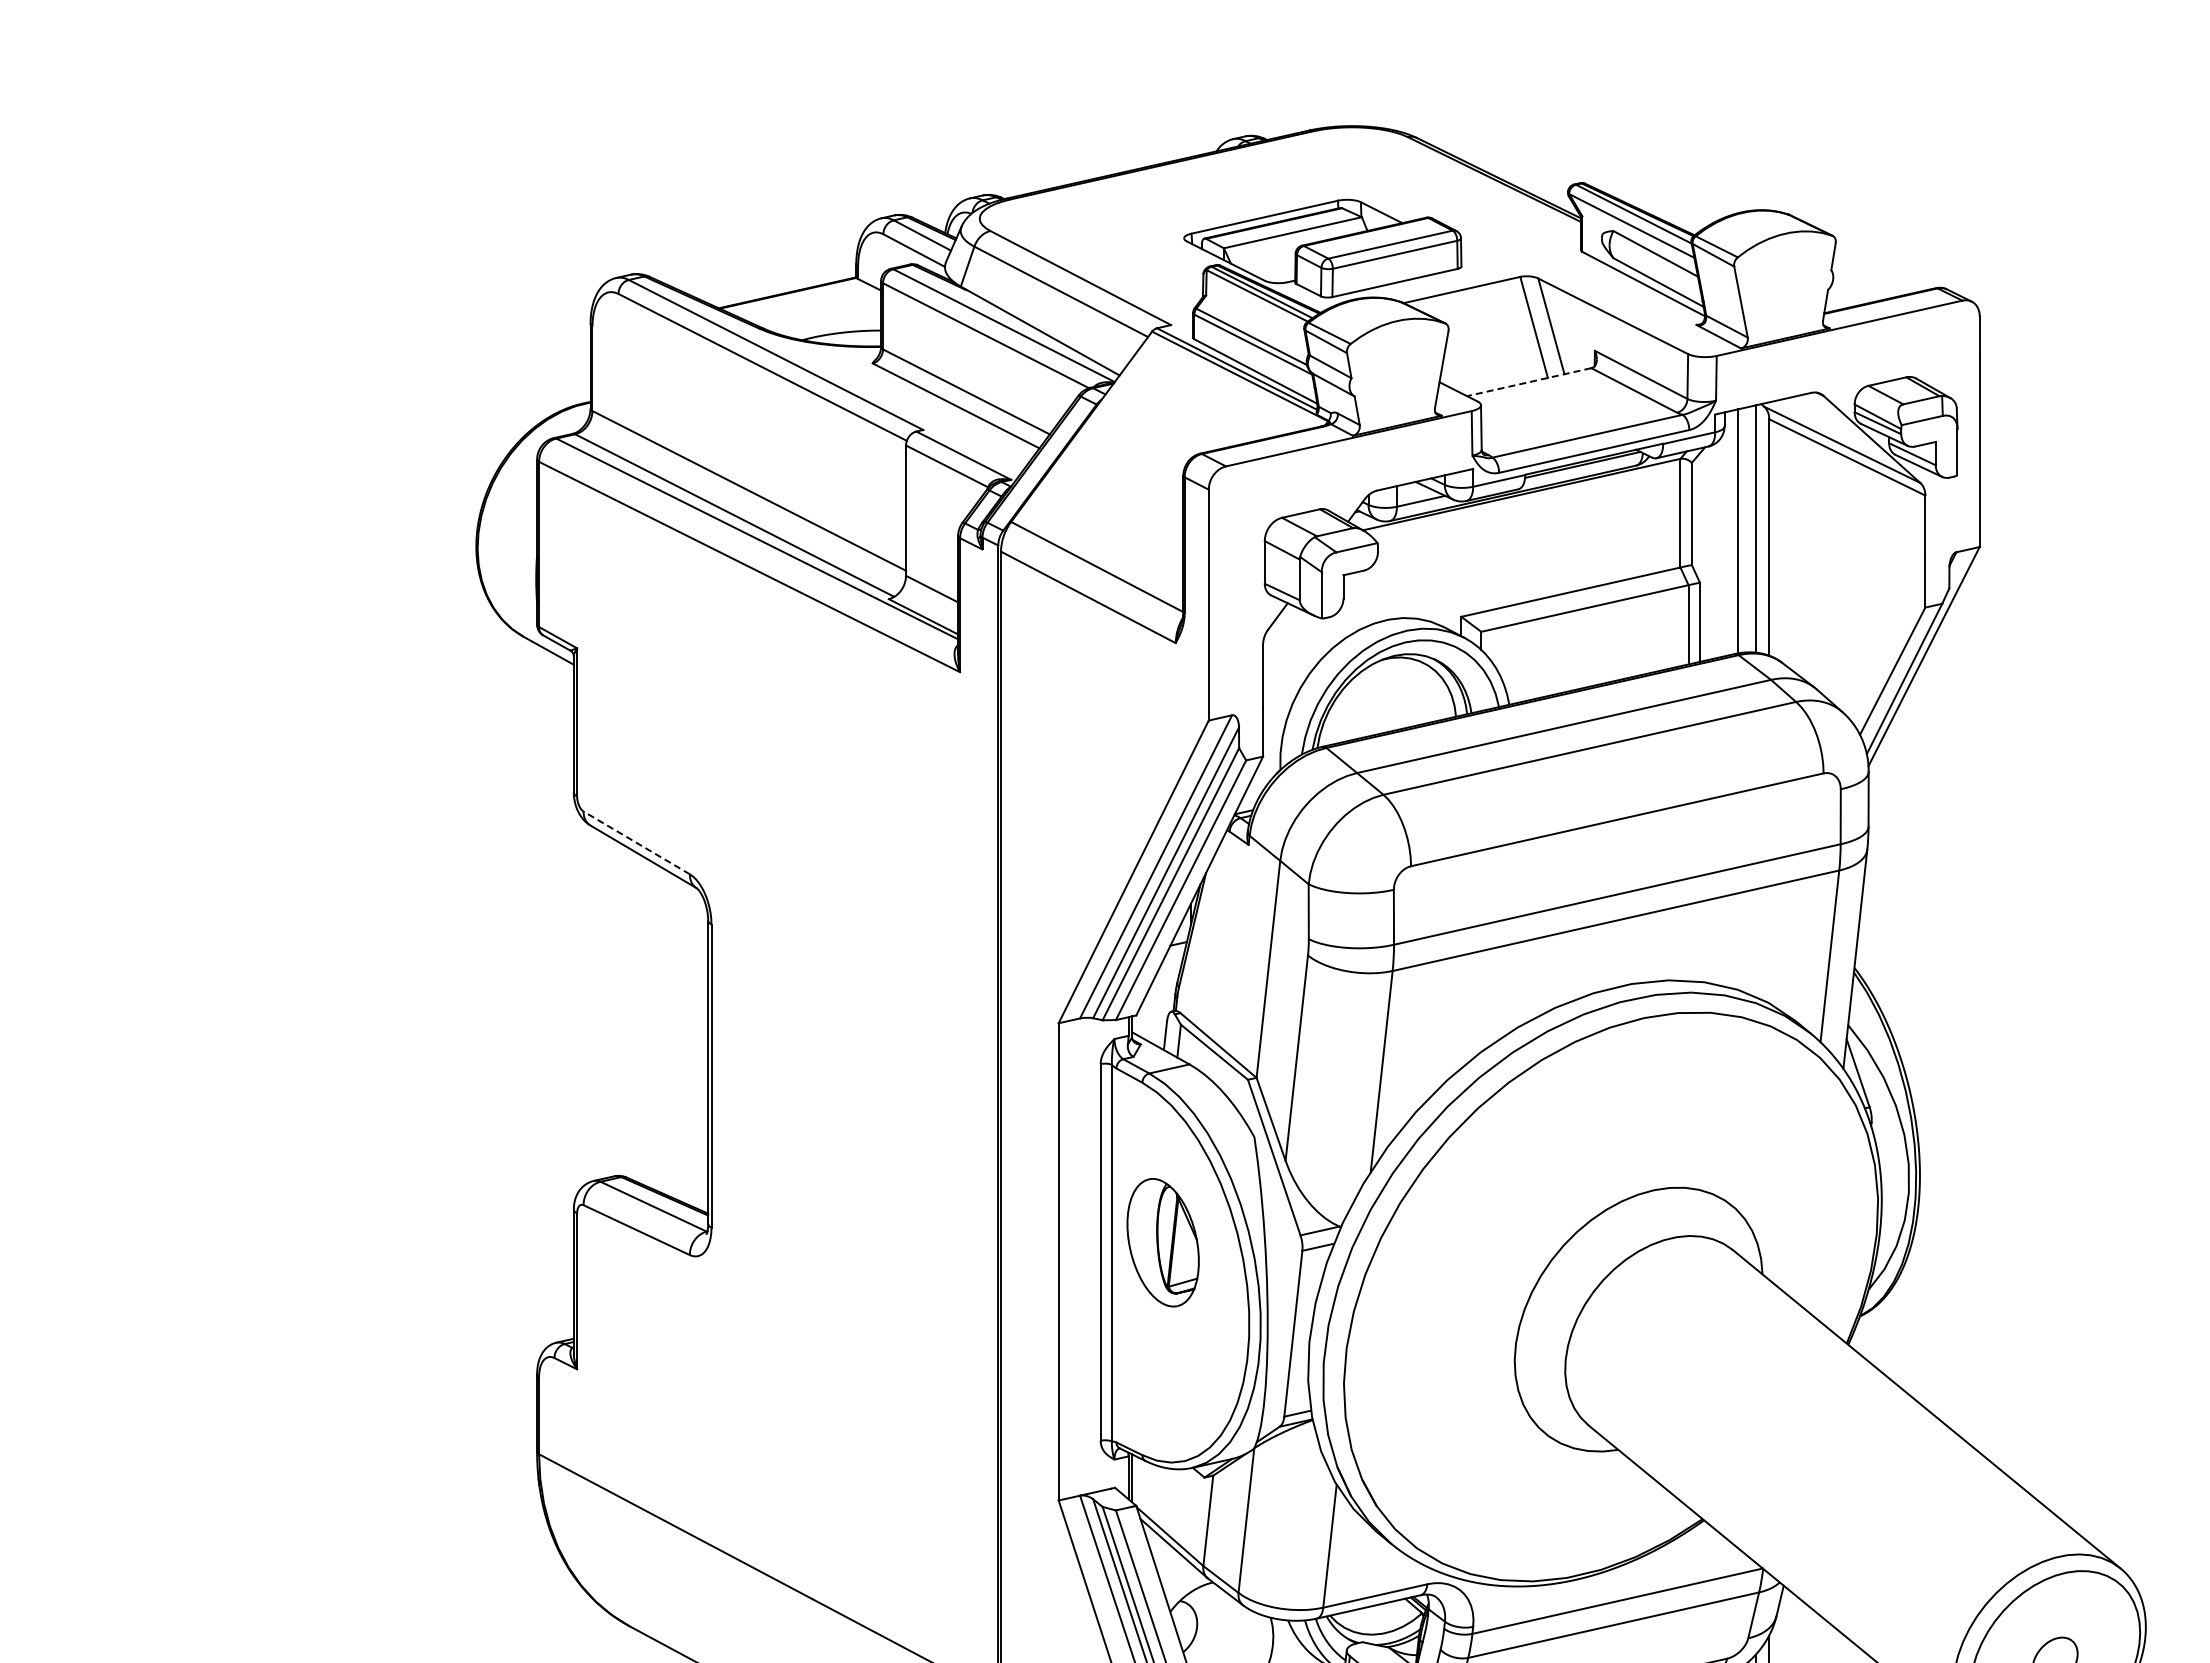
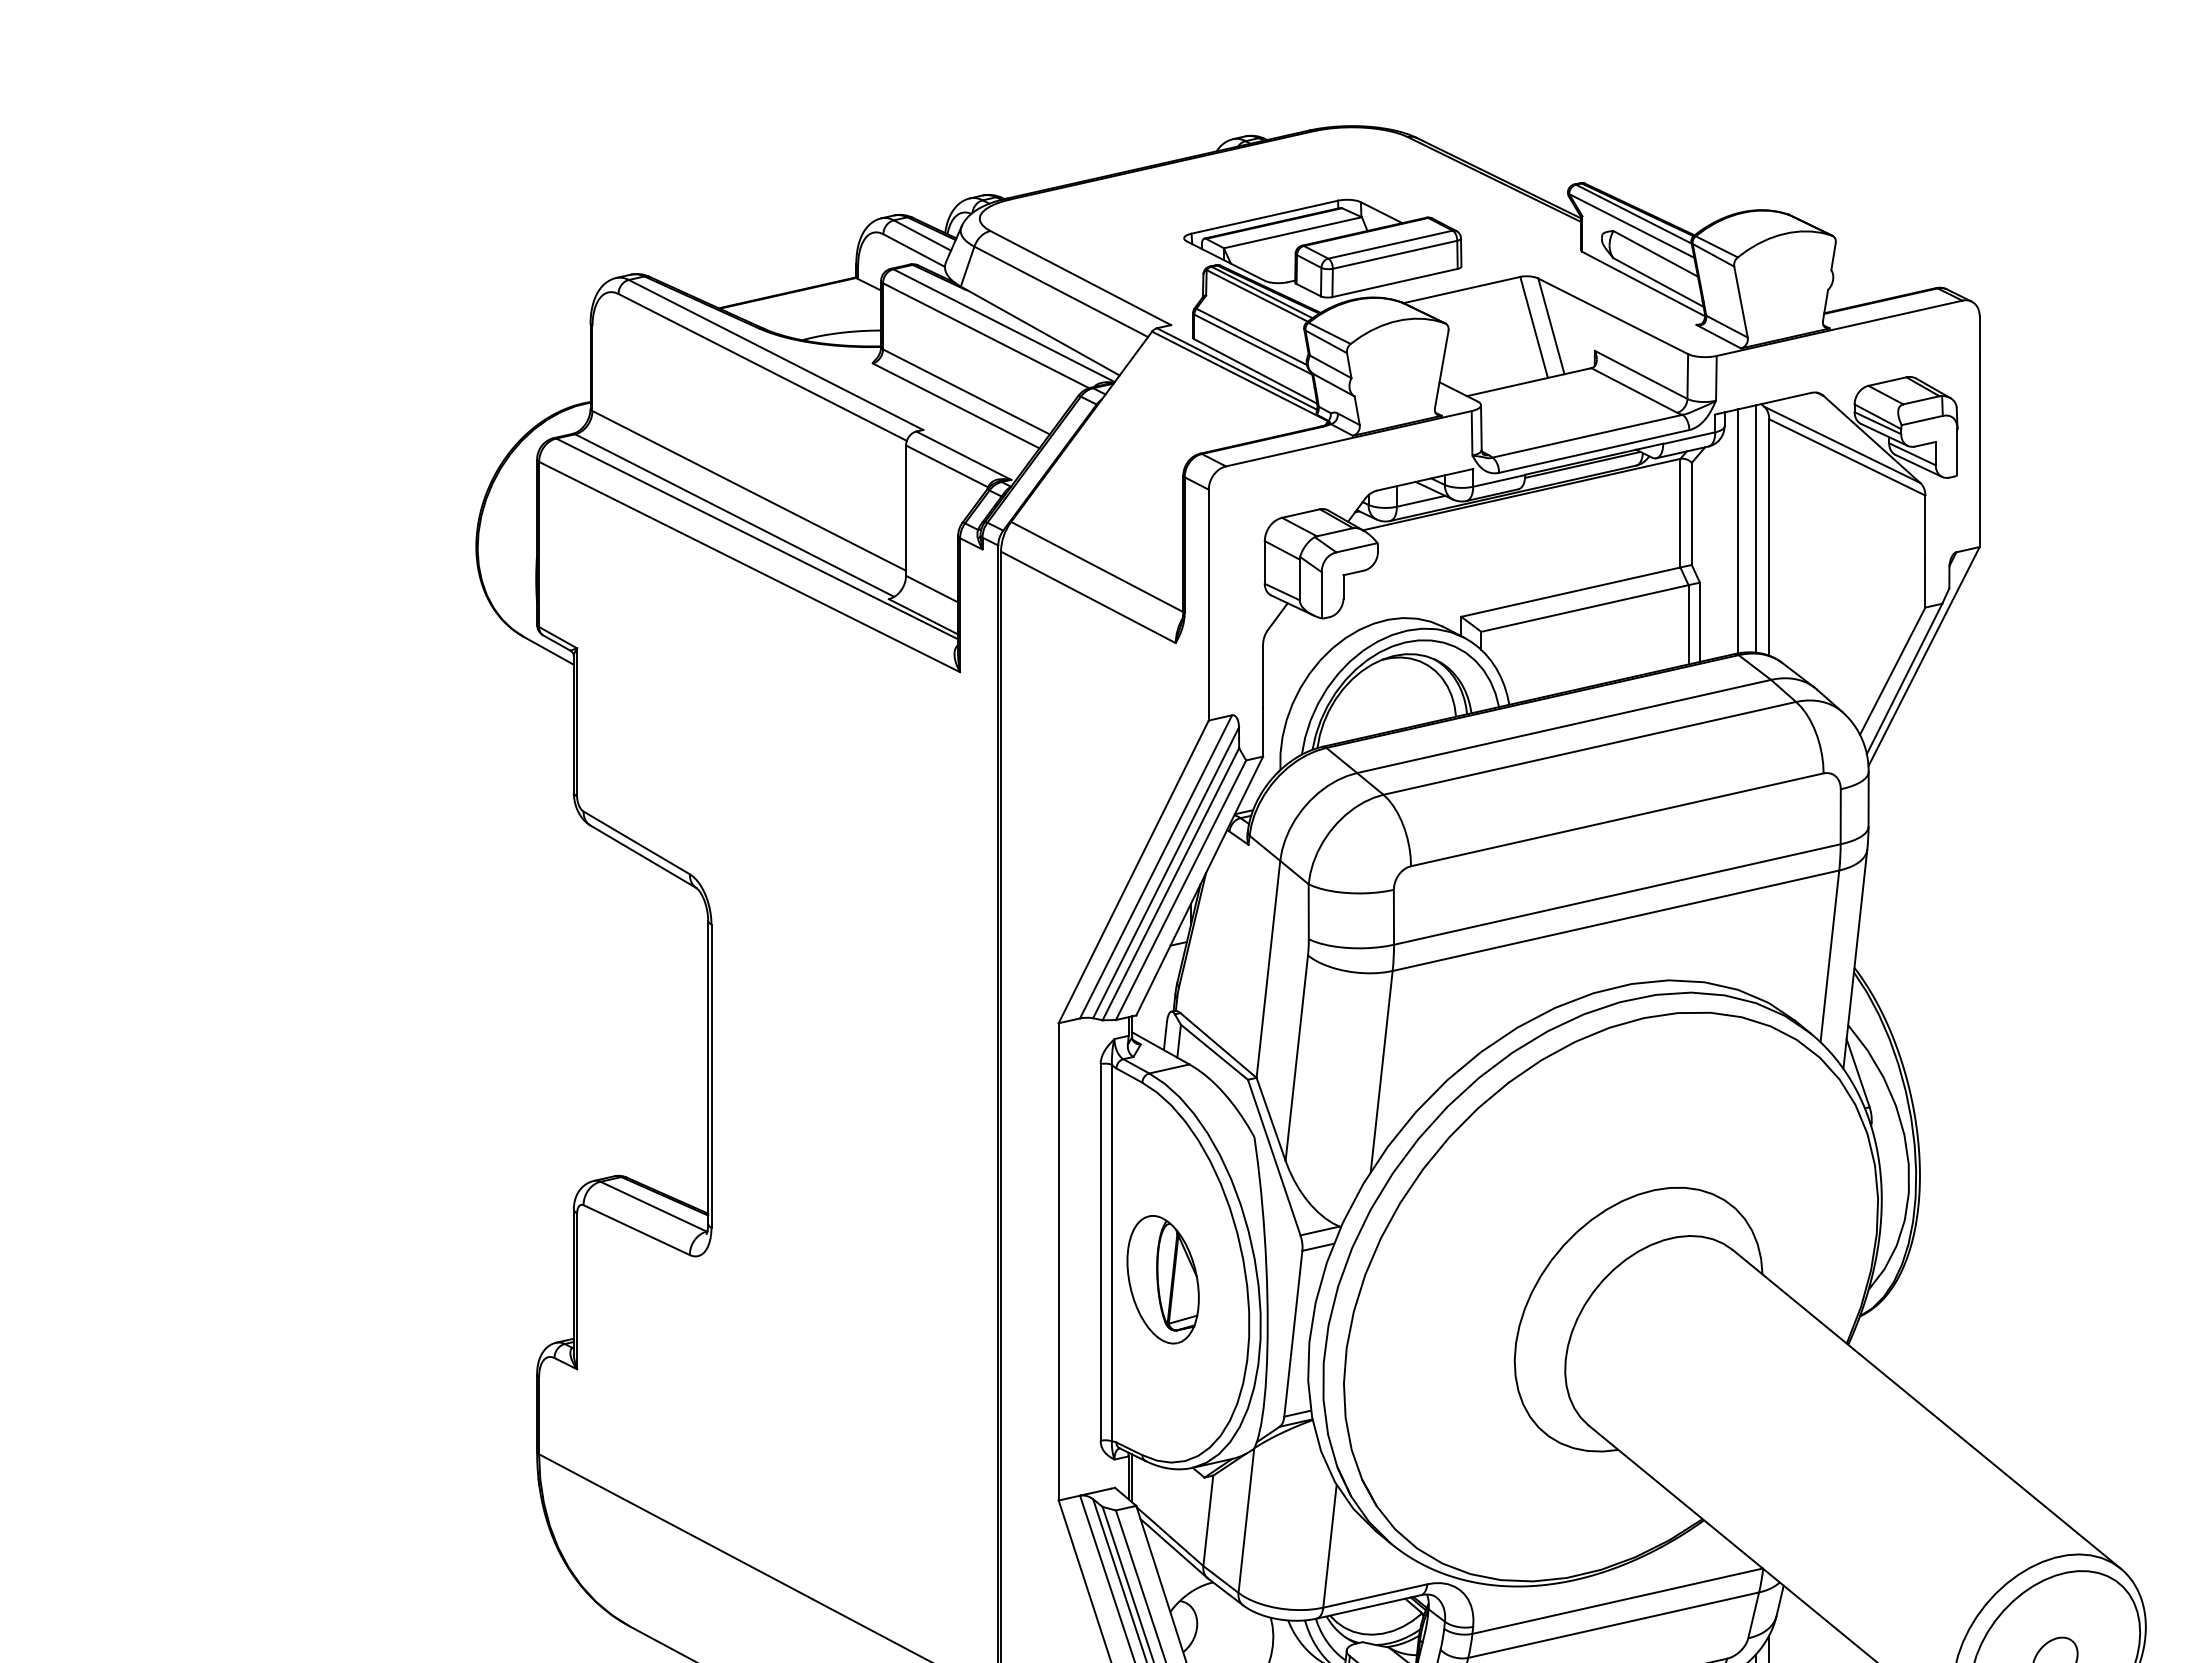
line: dashed -> solid (1529, 382)
line: dashed -> solid (636, 842)
part position: (1162, 1242) -> (1162, 1279) (1162, 1279)
